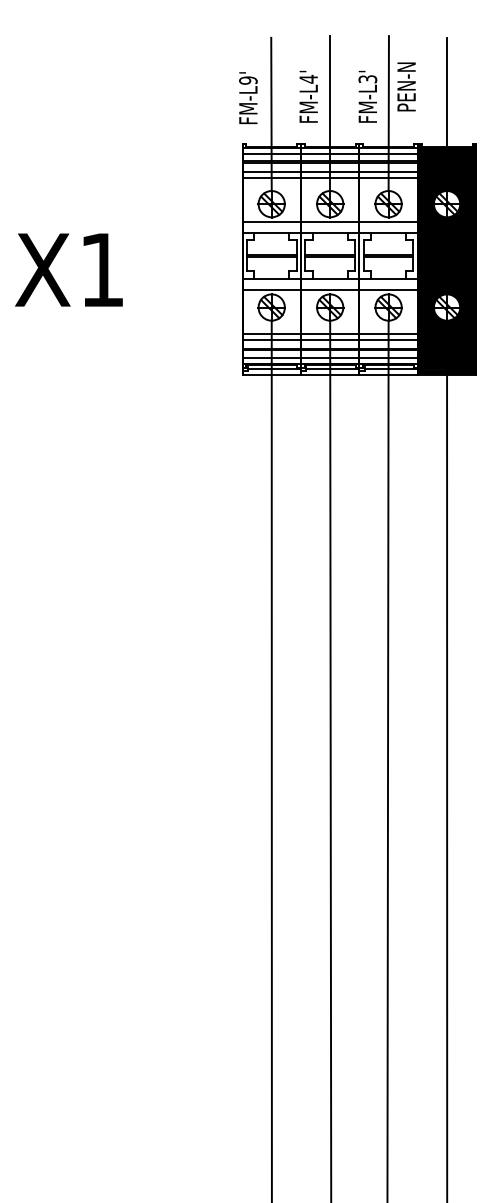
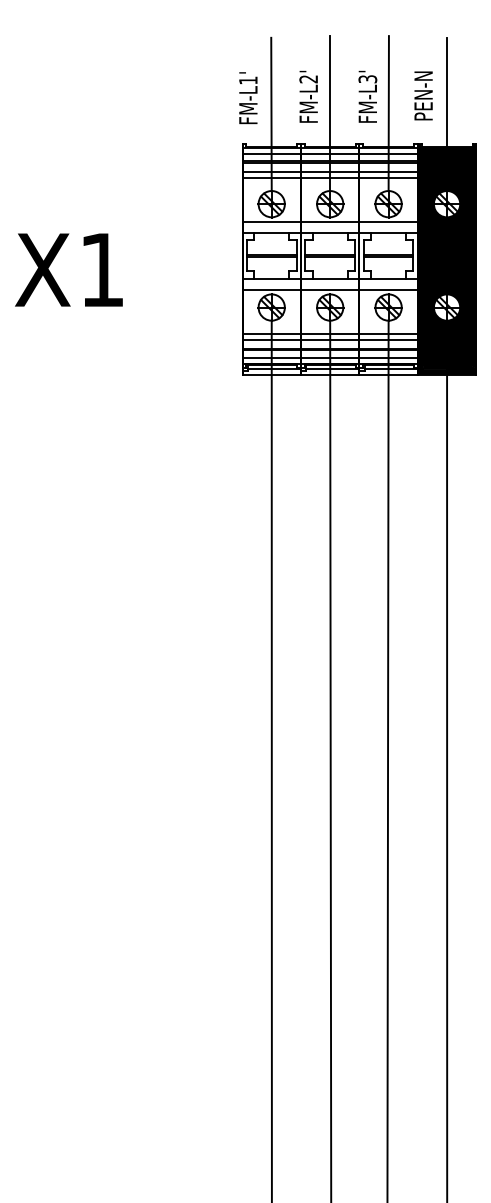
text: FM-L4' -> FM-L2' (308, 78)
text: FM-L9' -> FM-L1' (248, 80)
text position: (406, 86) -> (423, 95) (423, 95)
